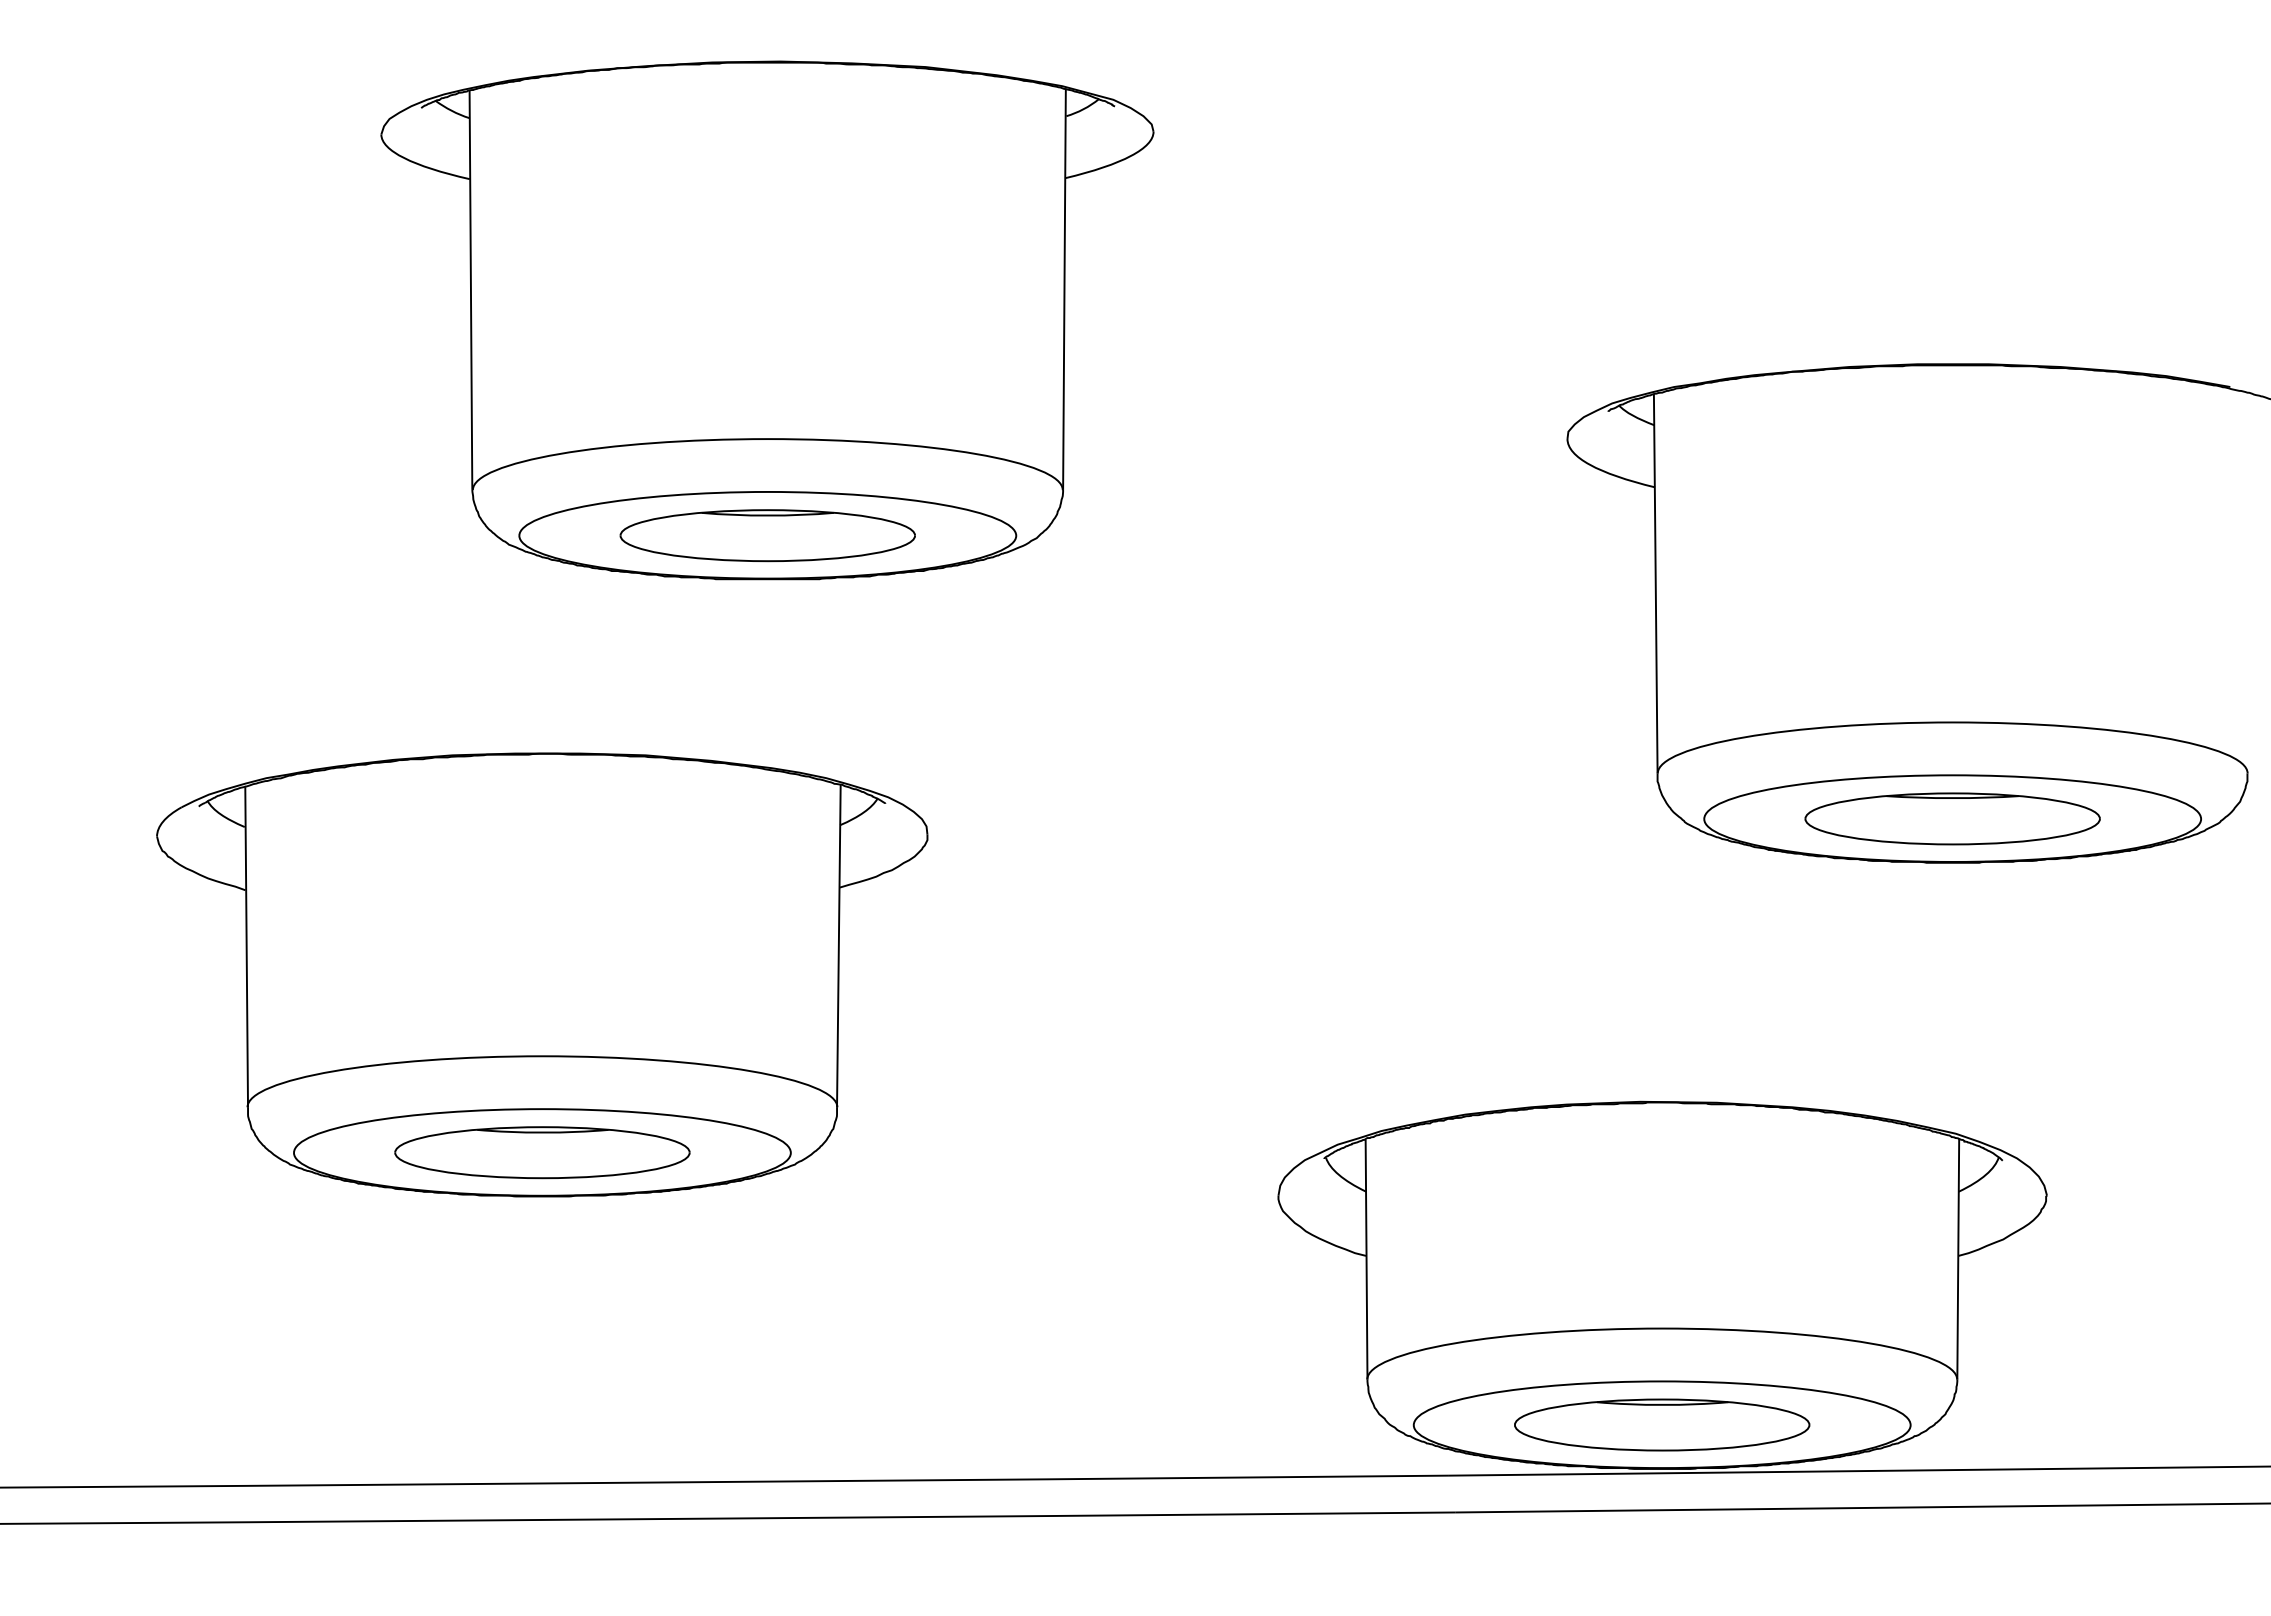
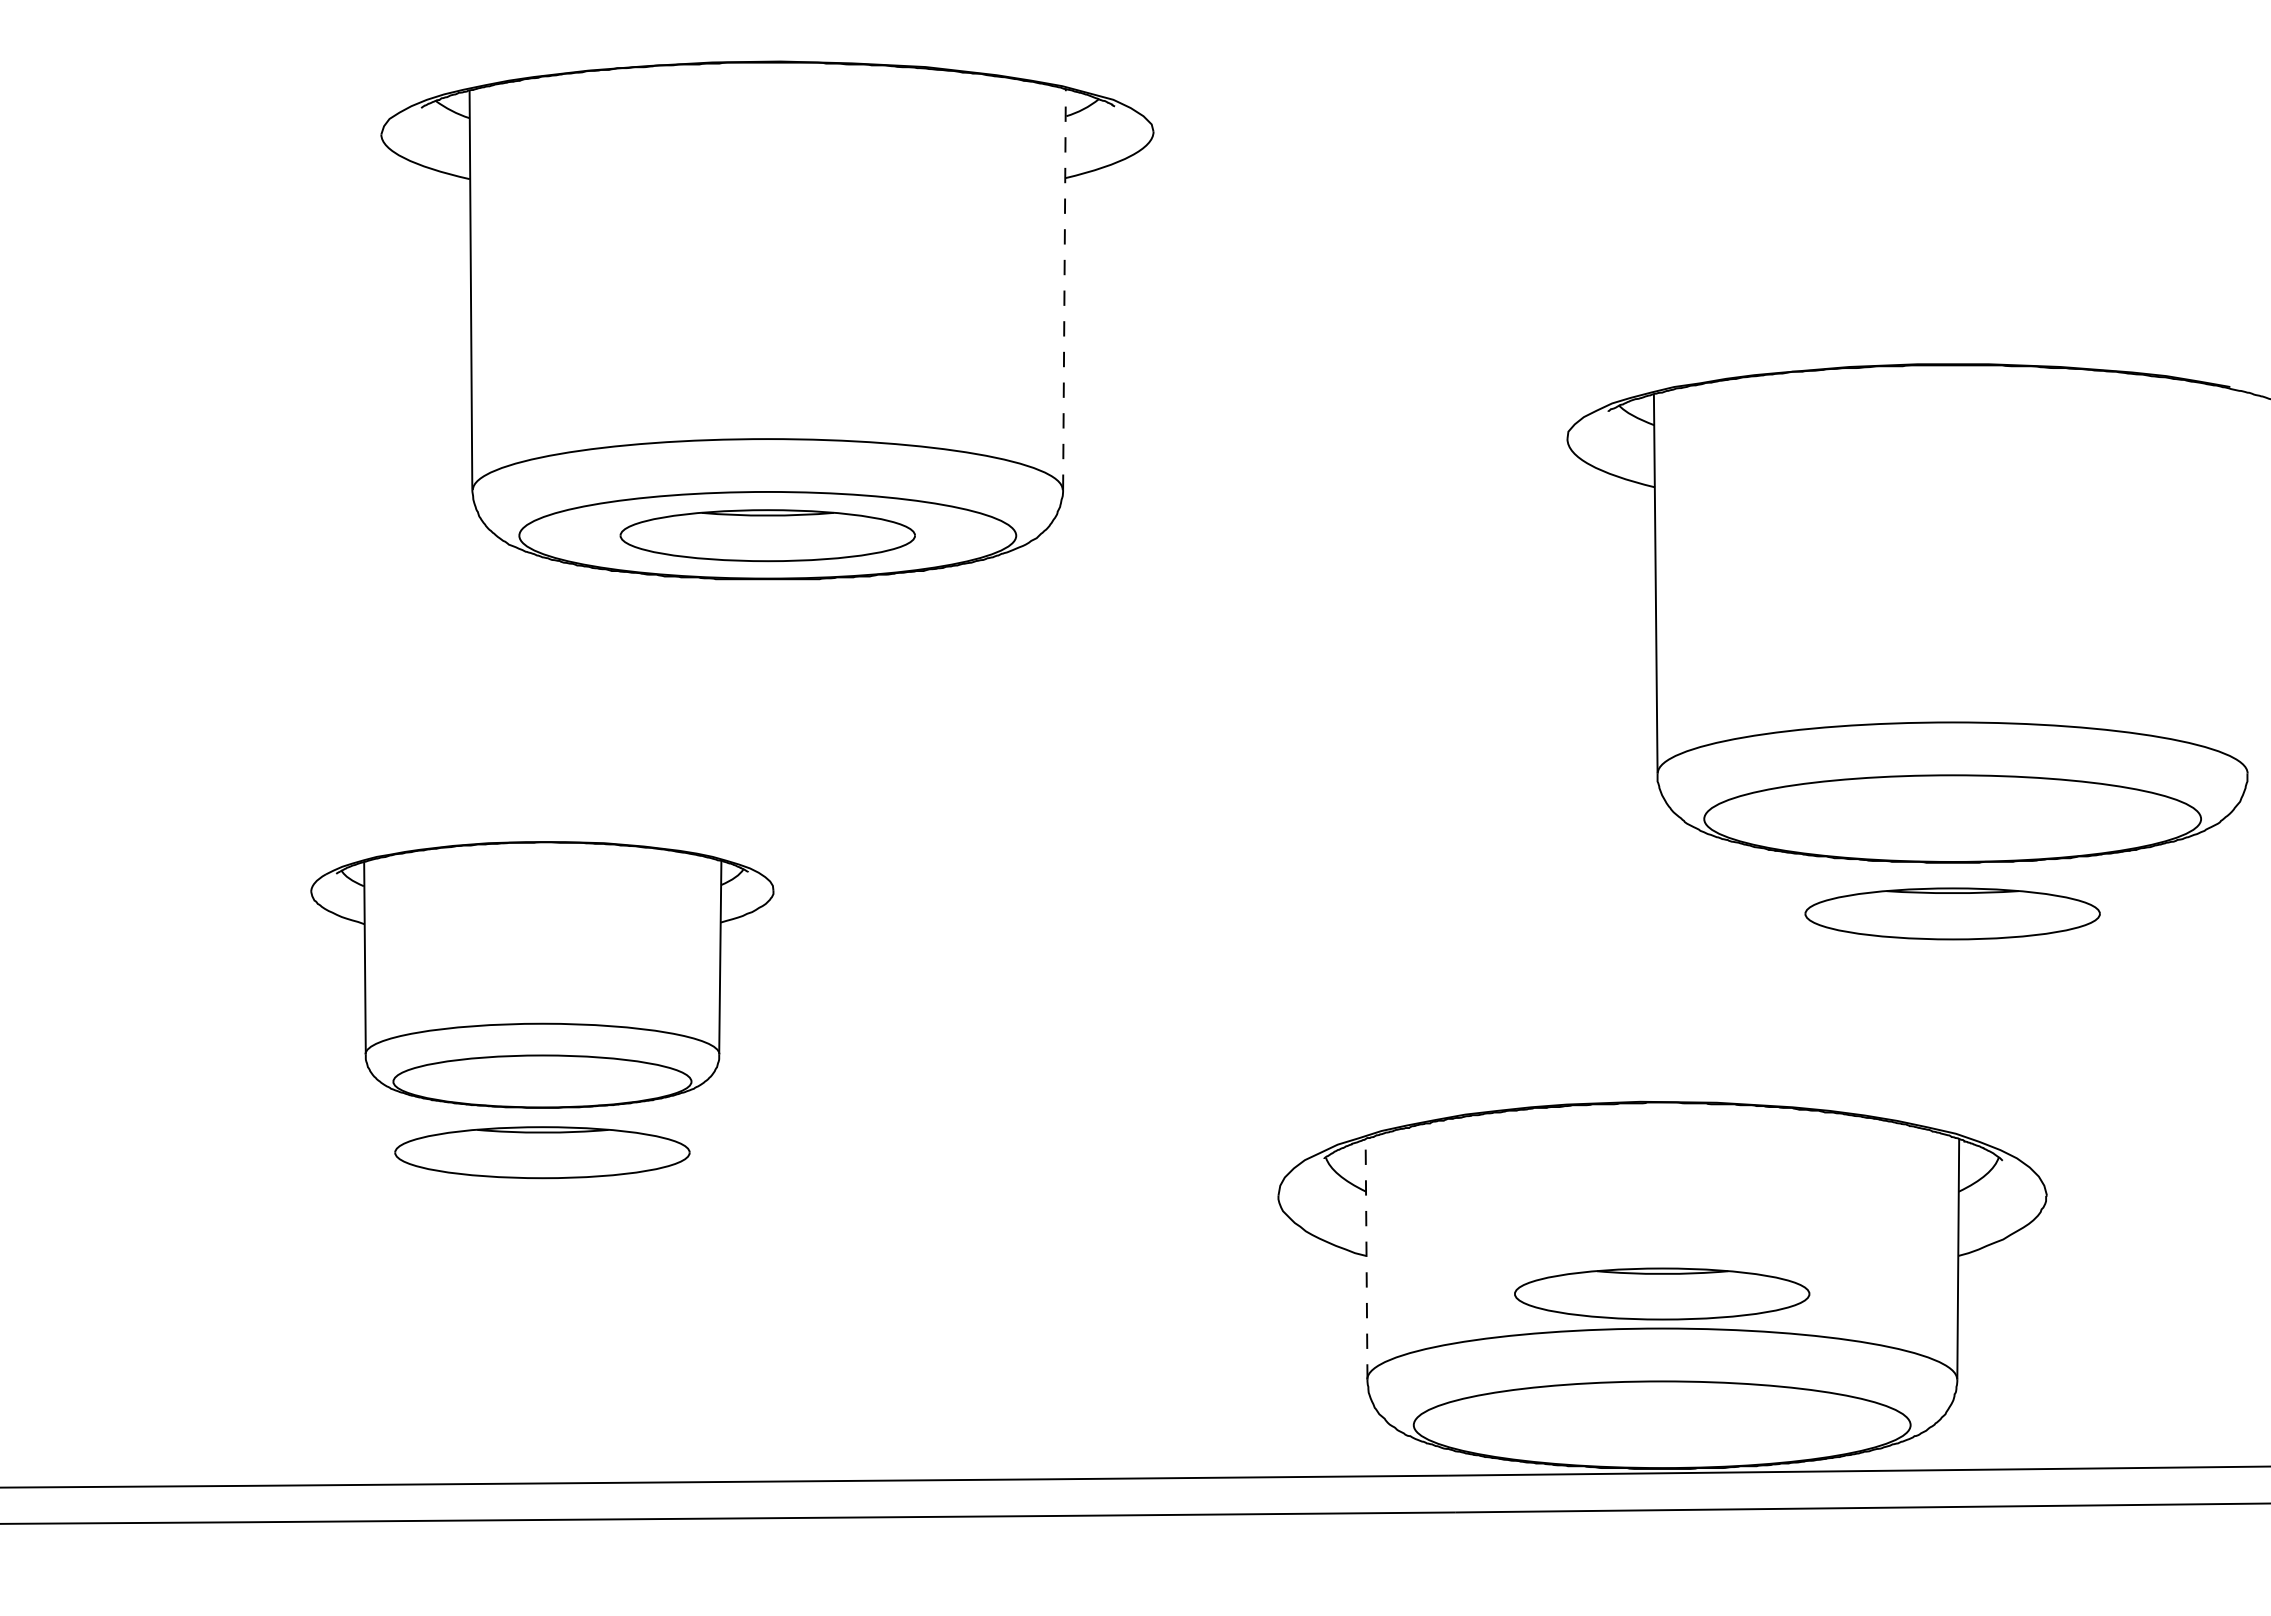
line: solid -> dashed (1064, 289)
part position: (1952, 818) -> (1952, 913) (1952, 913)
part size: 773x446 px -> 465x268 px (542, 974)
line: solid -> dashed (1366, 1259)
part position: (1662, 1424) -> (1662, 1293) (1662, 1293)
